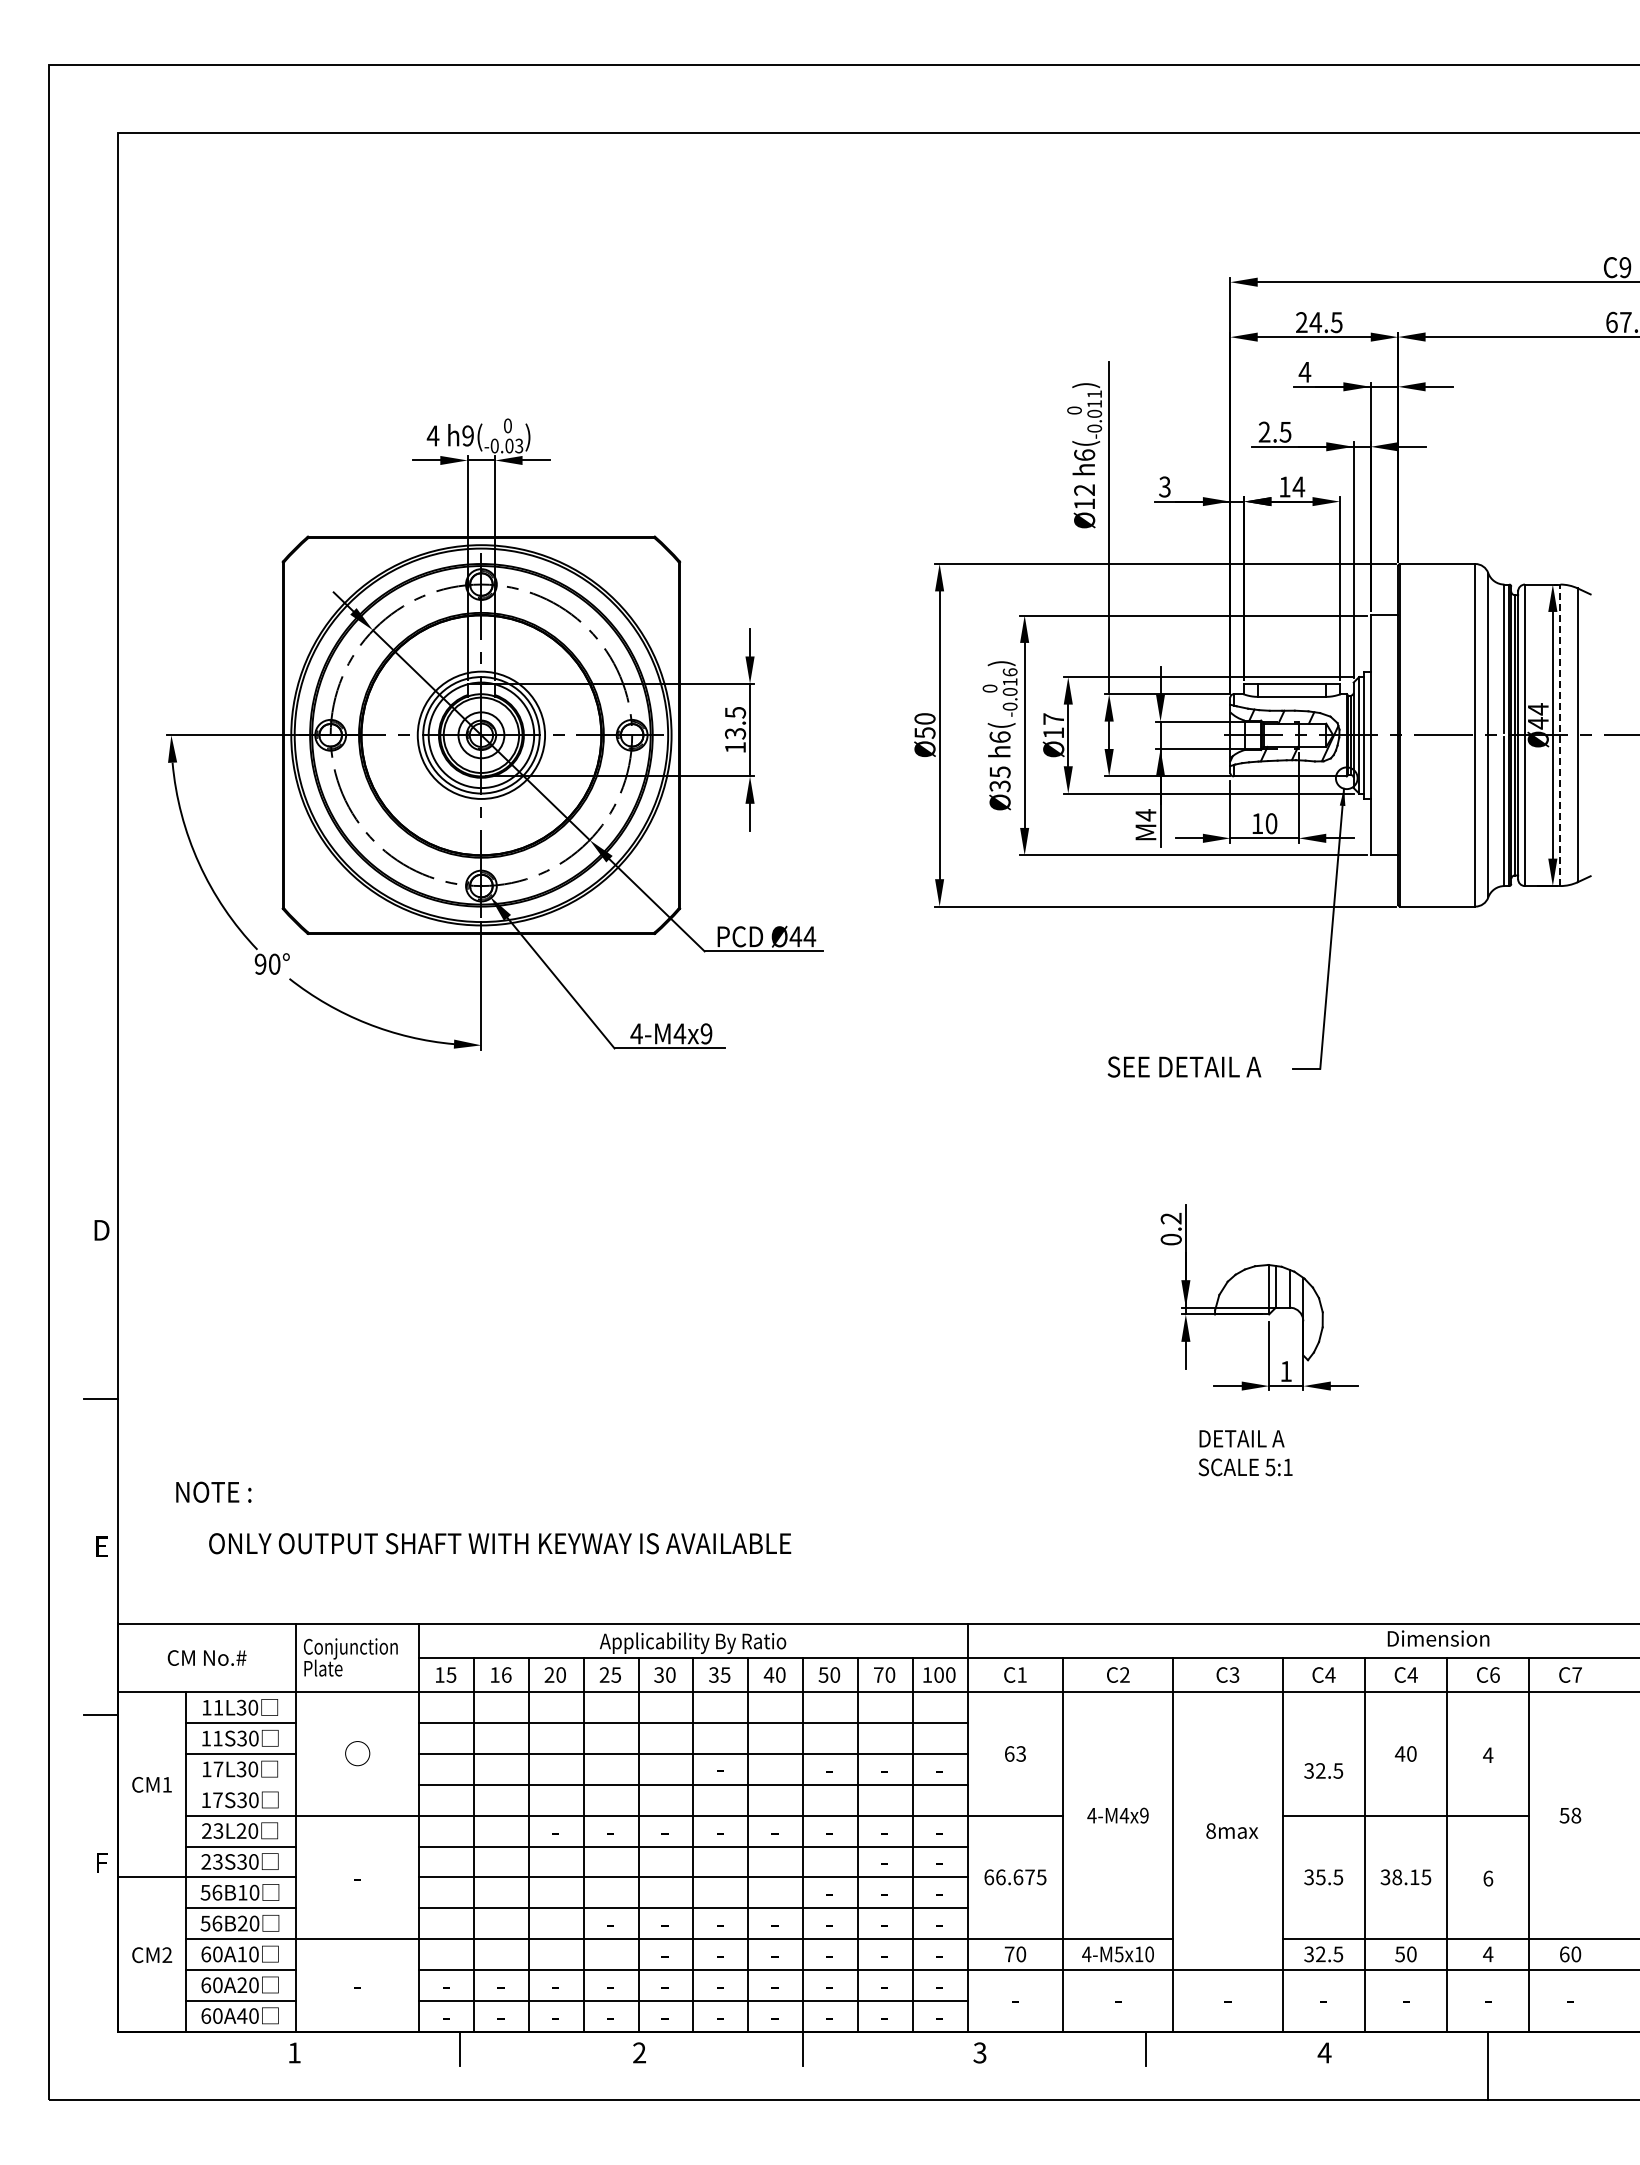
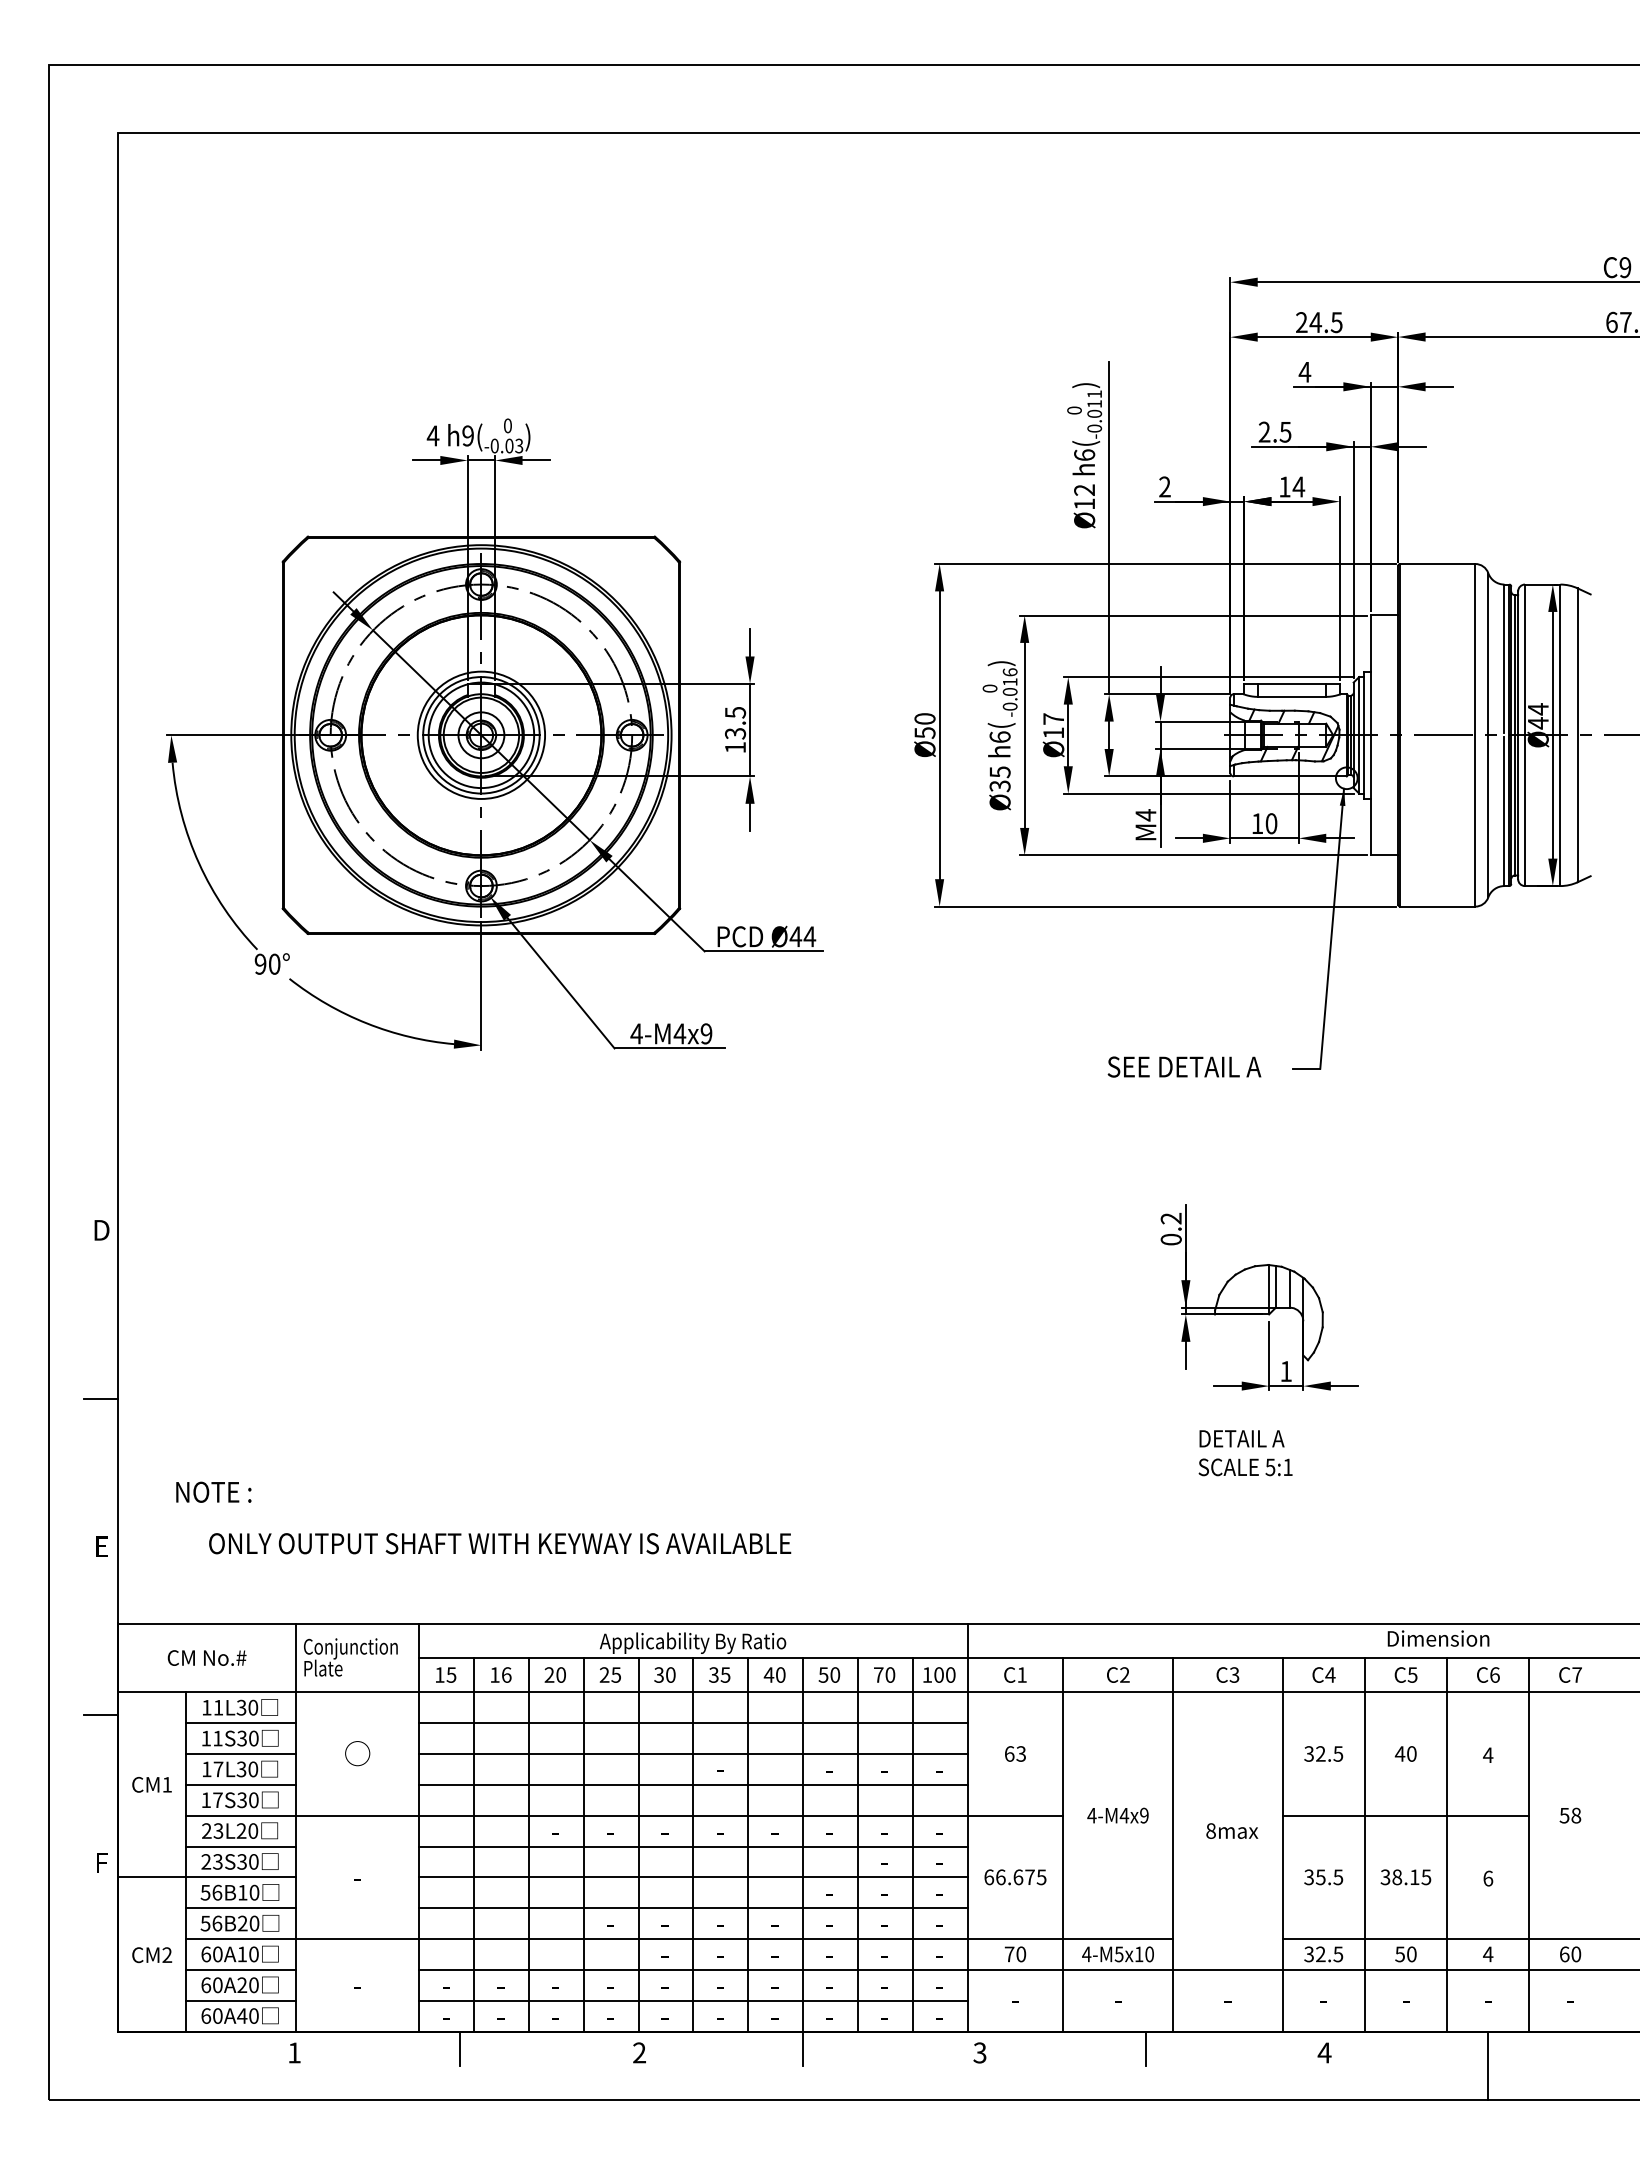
text: 3 -> 2 (1164, 487)
line: dashed -> solid (1560, 735)
text: C4 -> C5 (1412, 1674)
text position: (1323, 1770) -> (1323, 1753) (1323, 1753)
line: none -> present (241, 1784)
